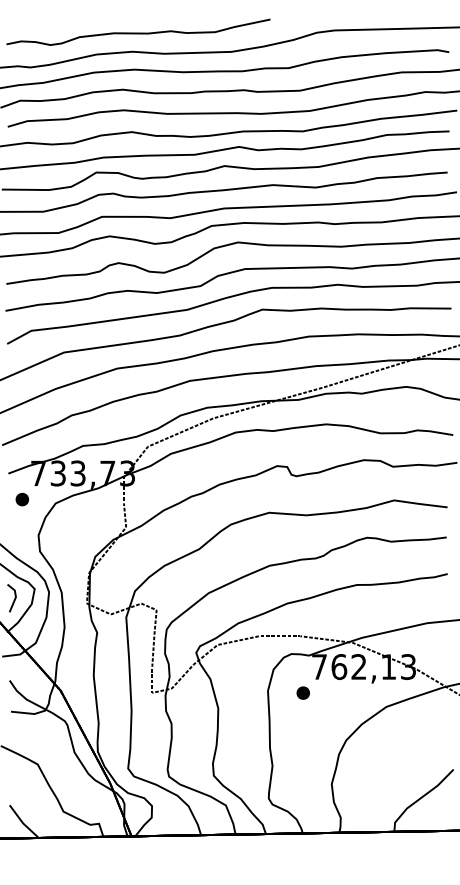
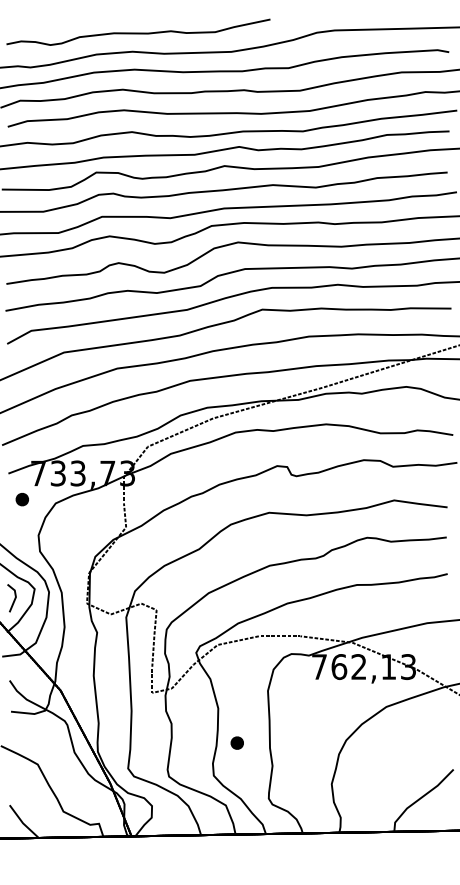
part position: (302, 692) -> (236, 742) (236, 742)
